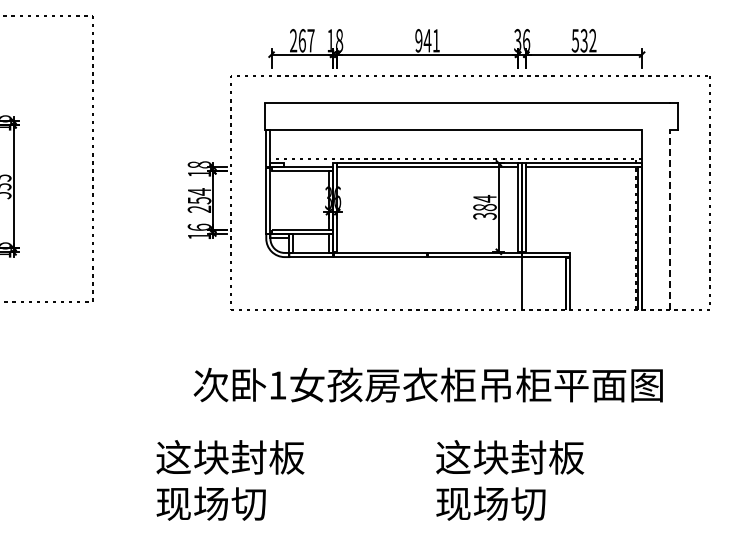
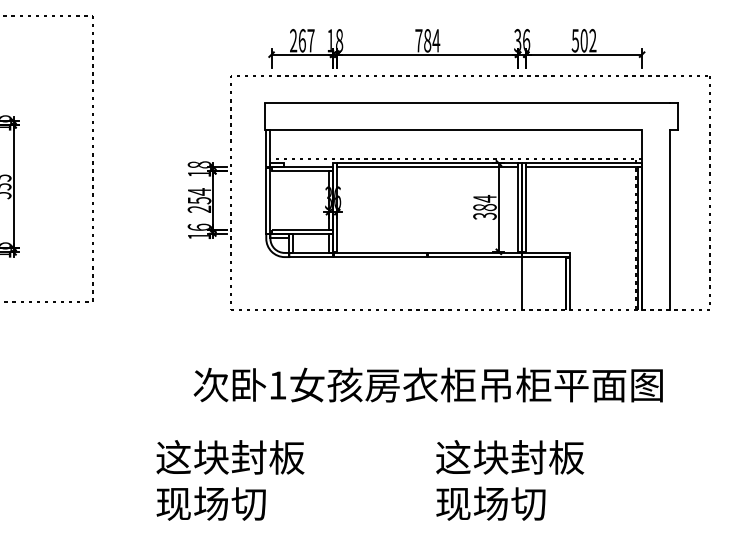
text: 941 -> 784 (427, 40)
text: 532 -> 502 (583, 40)
line: dashed -> solid (669, 220)
